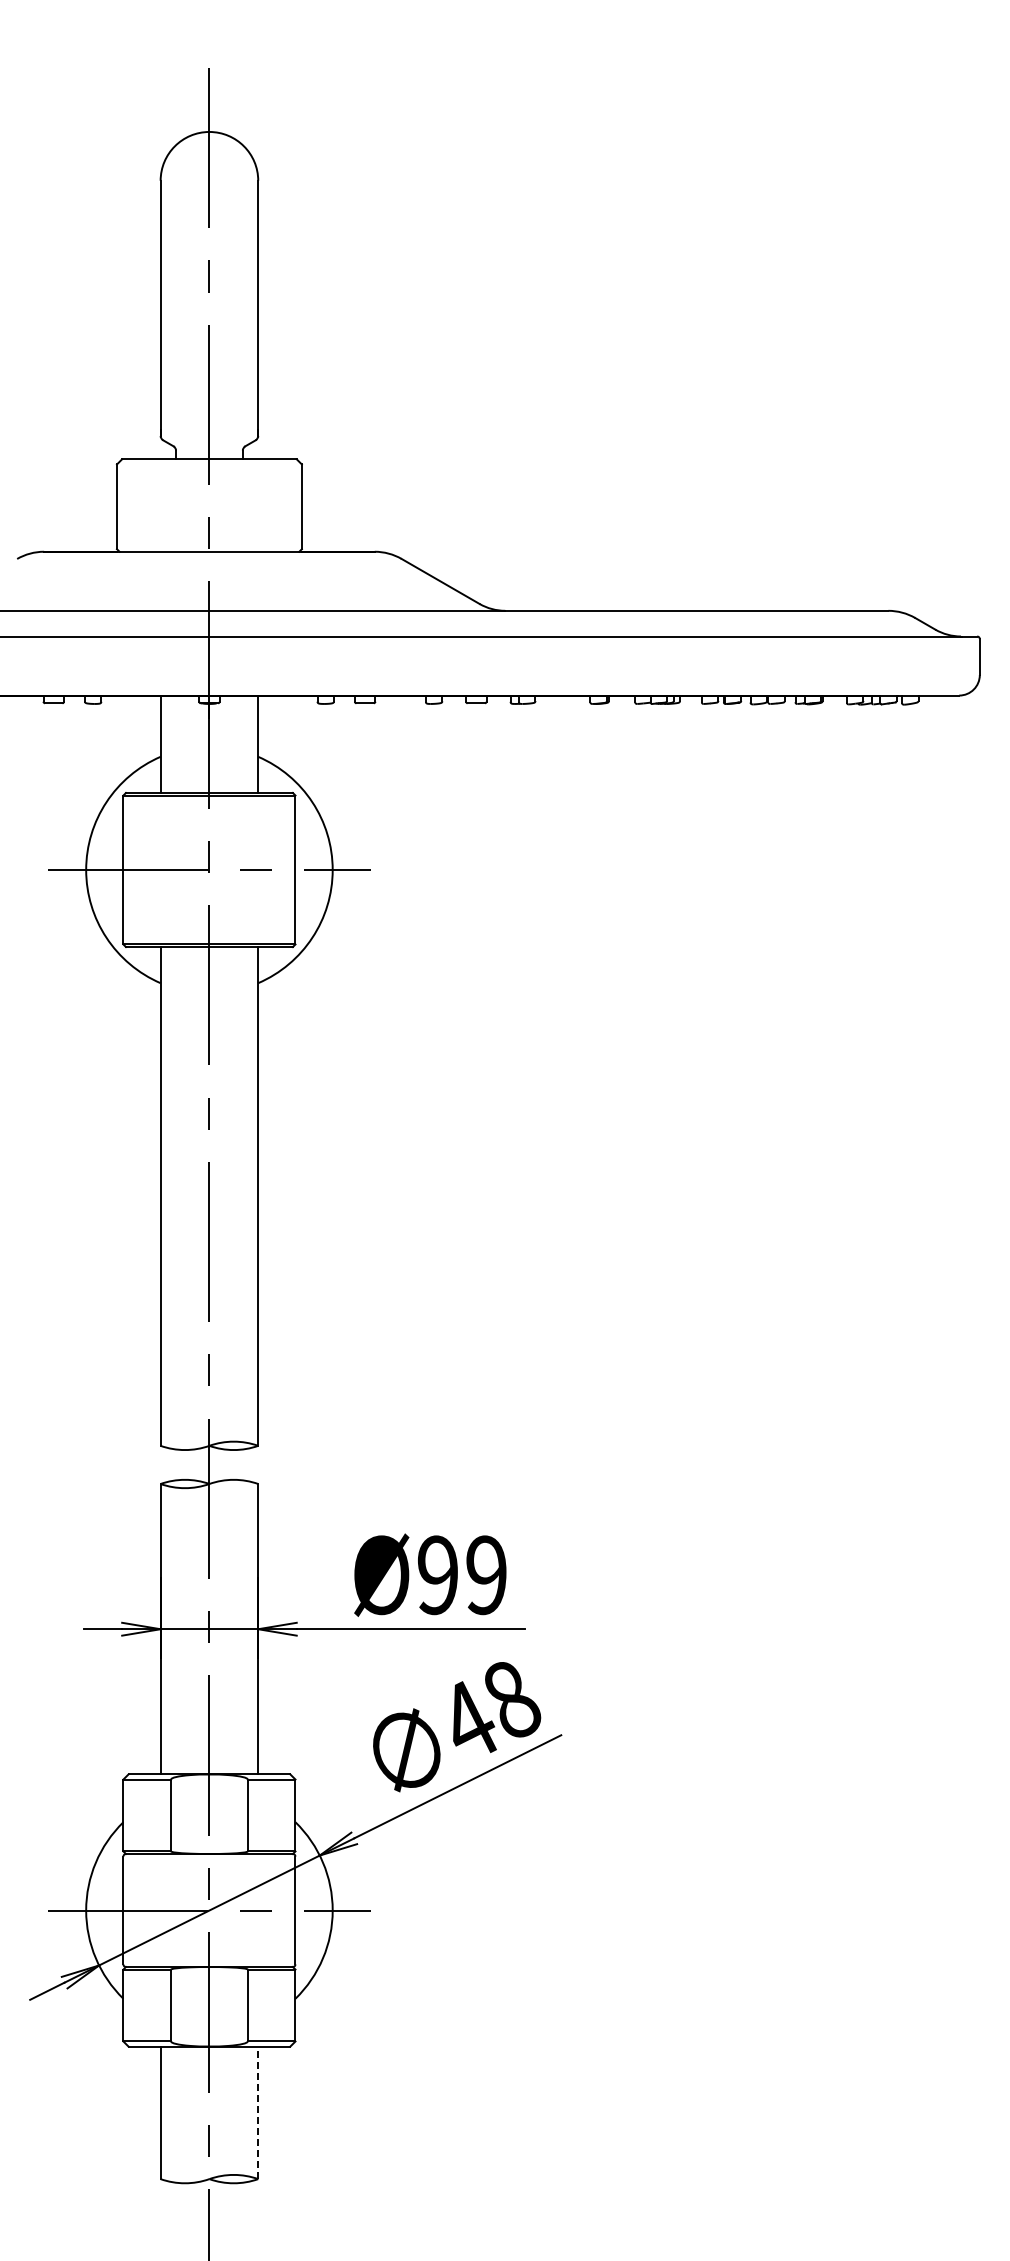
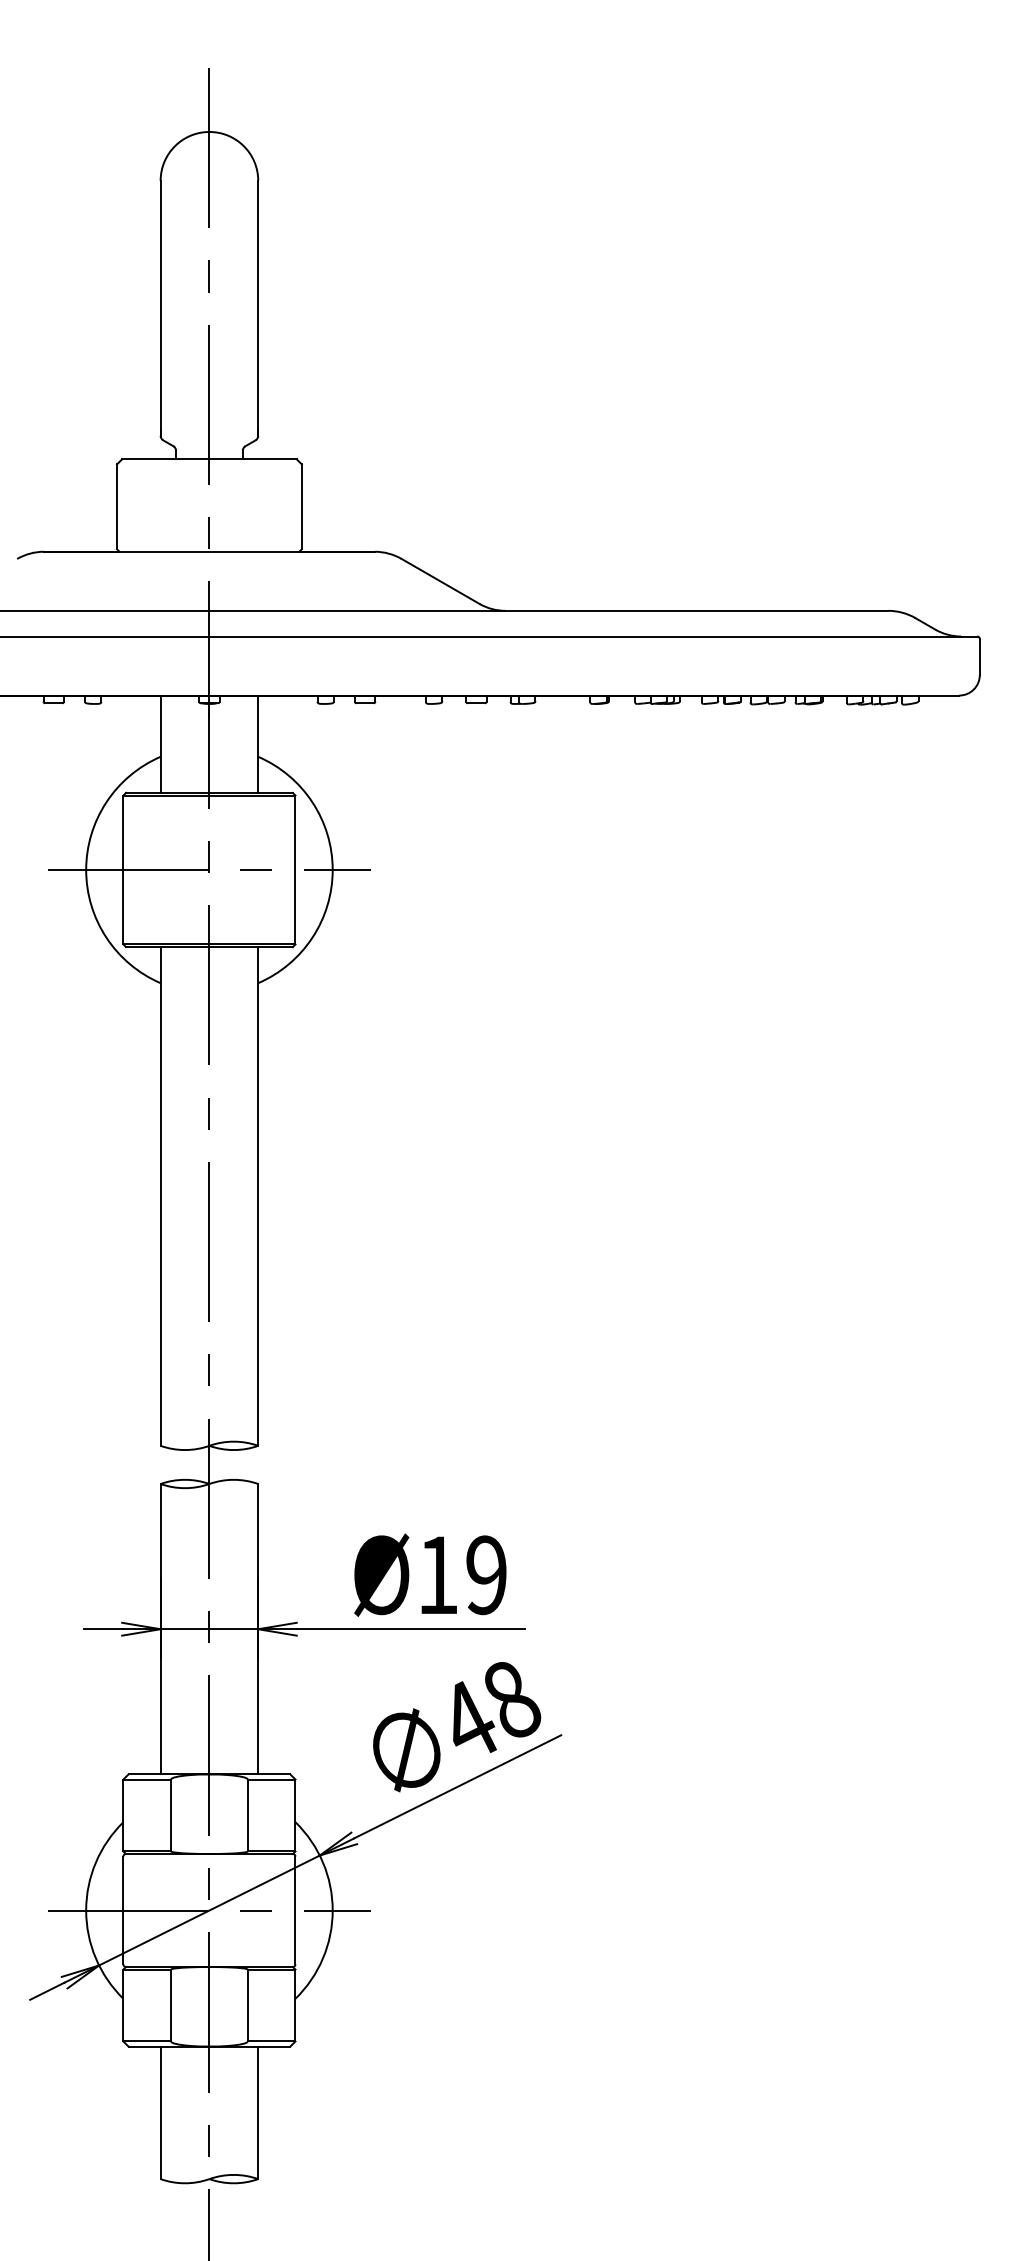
text: Ø99 -> Ø19 (437, 1575)
line: dashed -> solid (258, 2112)
